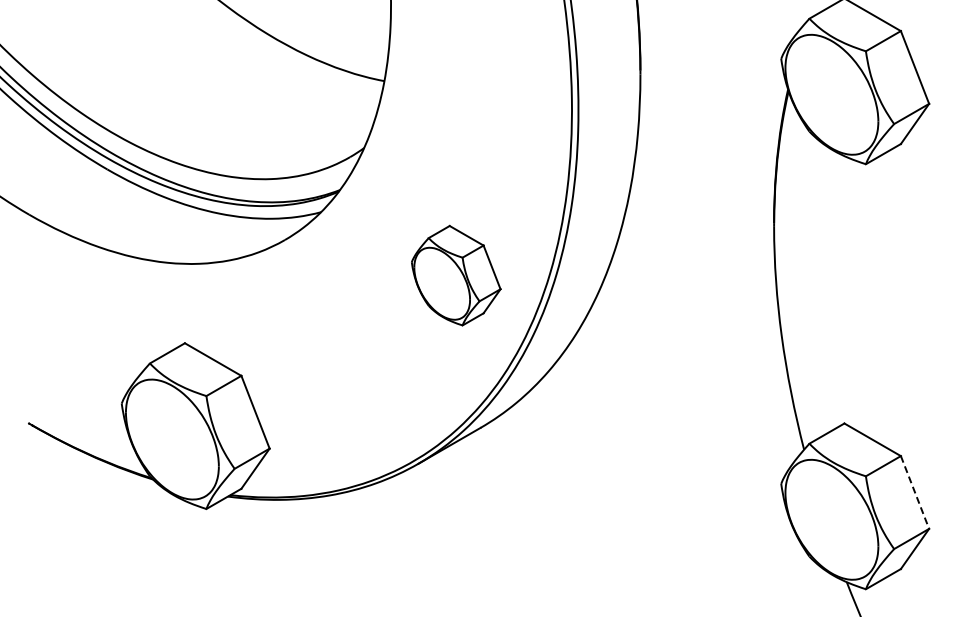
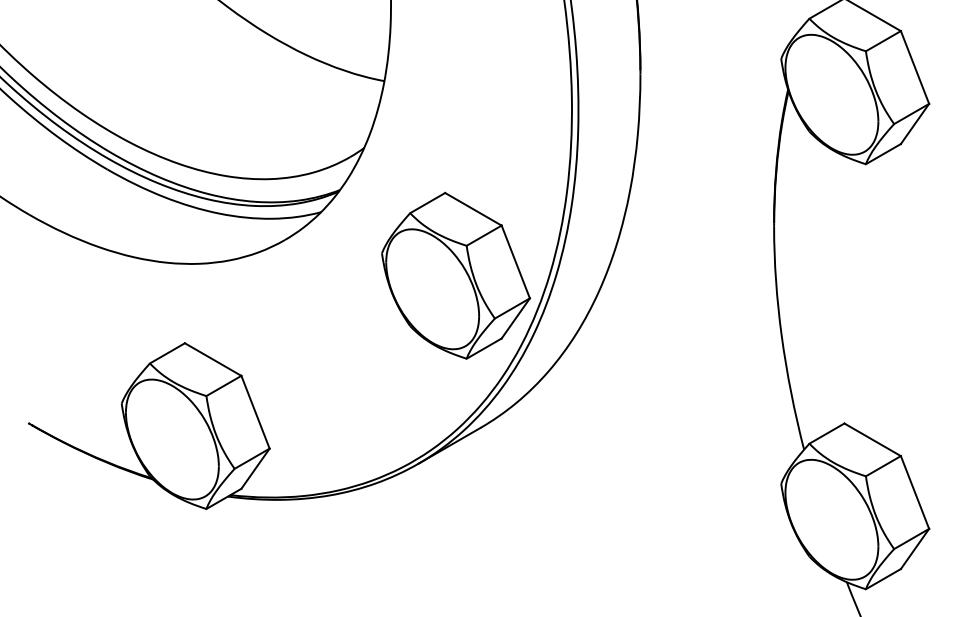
part size: 91x103 px -> 151x169 px (456, 275)
line: dashed -> solid (915, 492)
